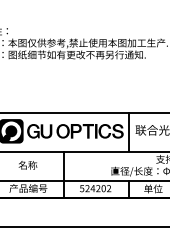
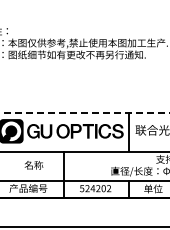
line: solid -> dashed (84, 112)
text position: (27, 165) -> (33, 165) (33, 165)
